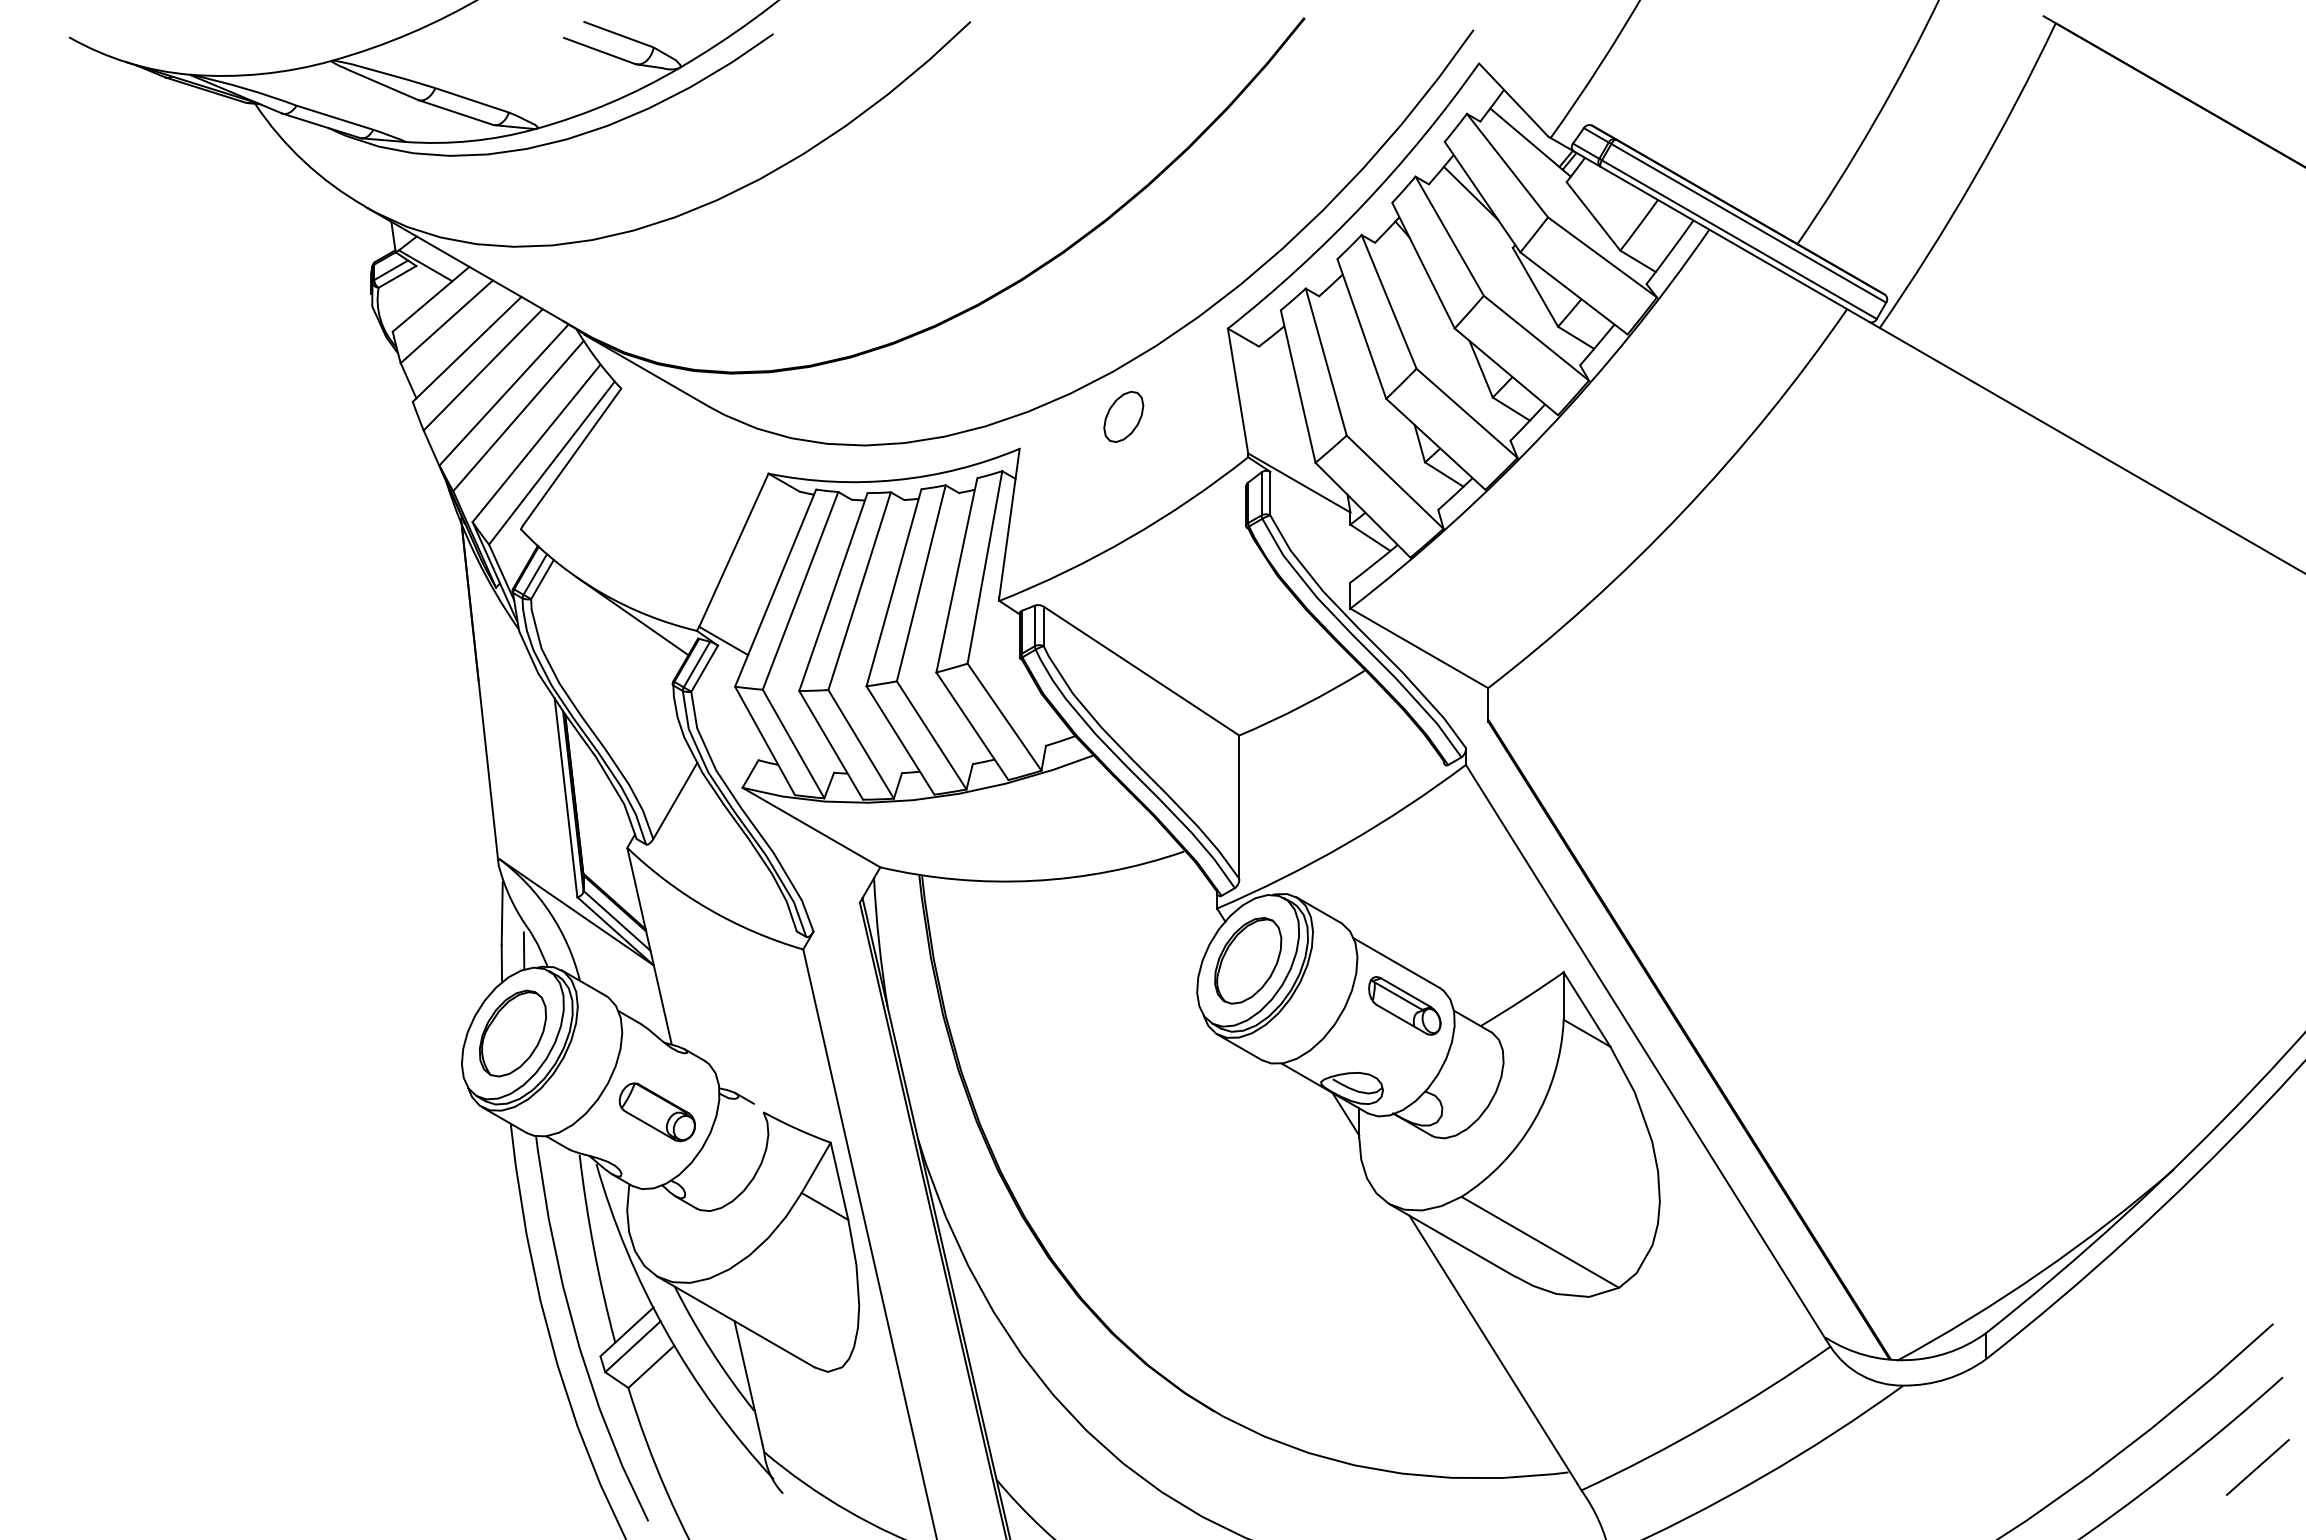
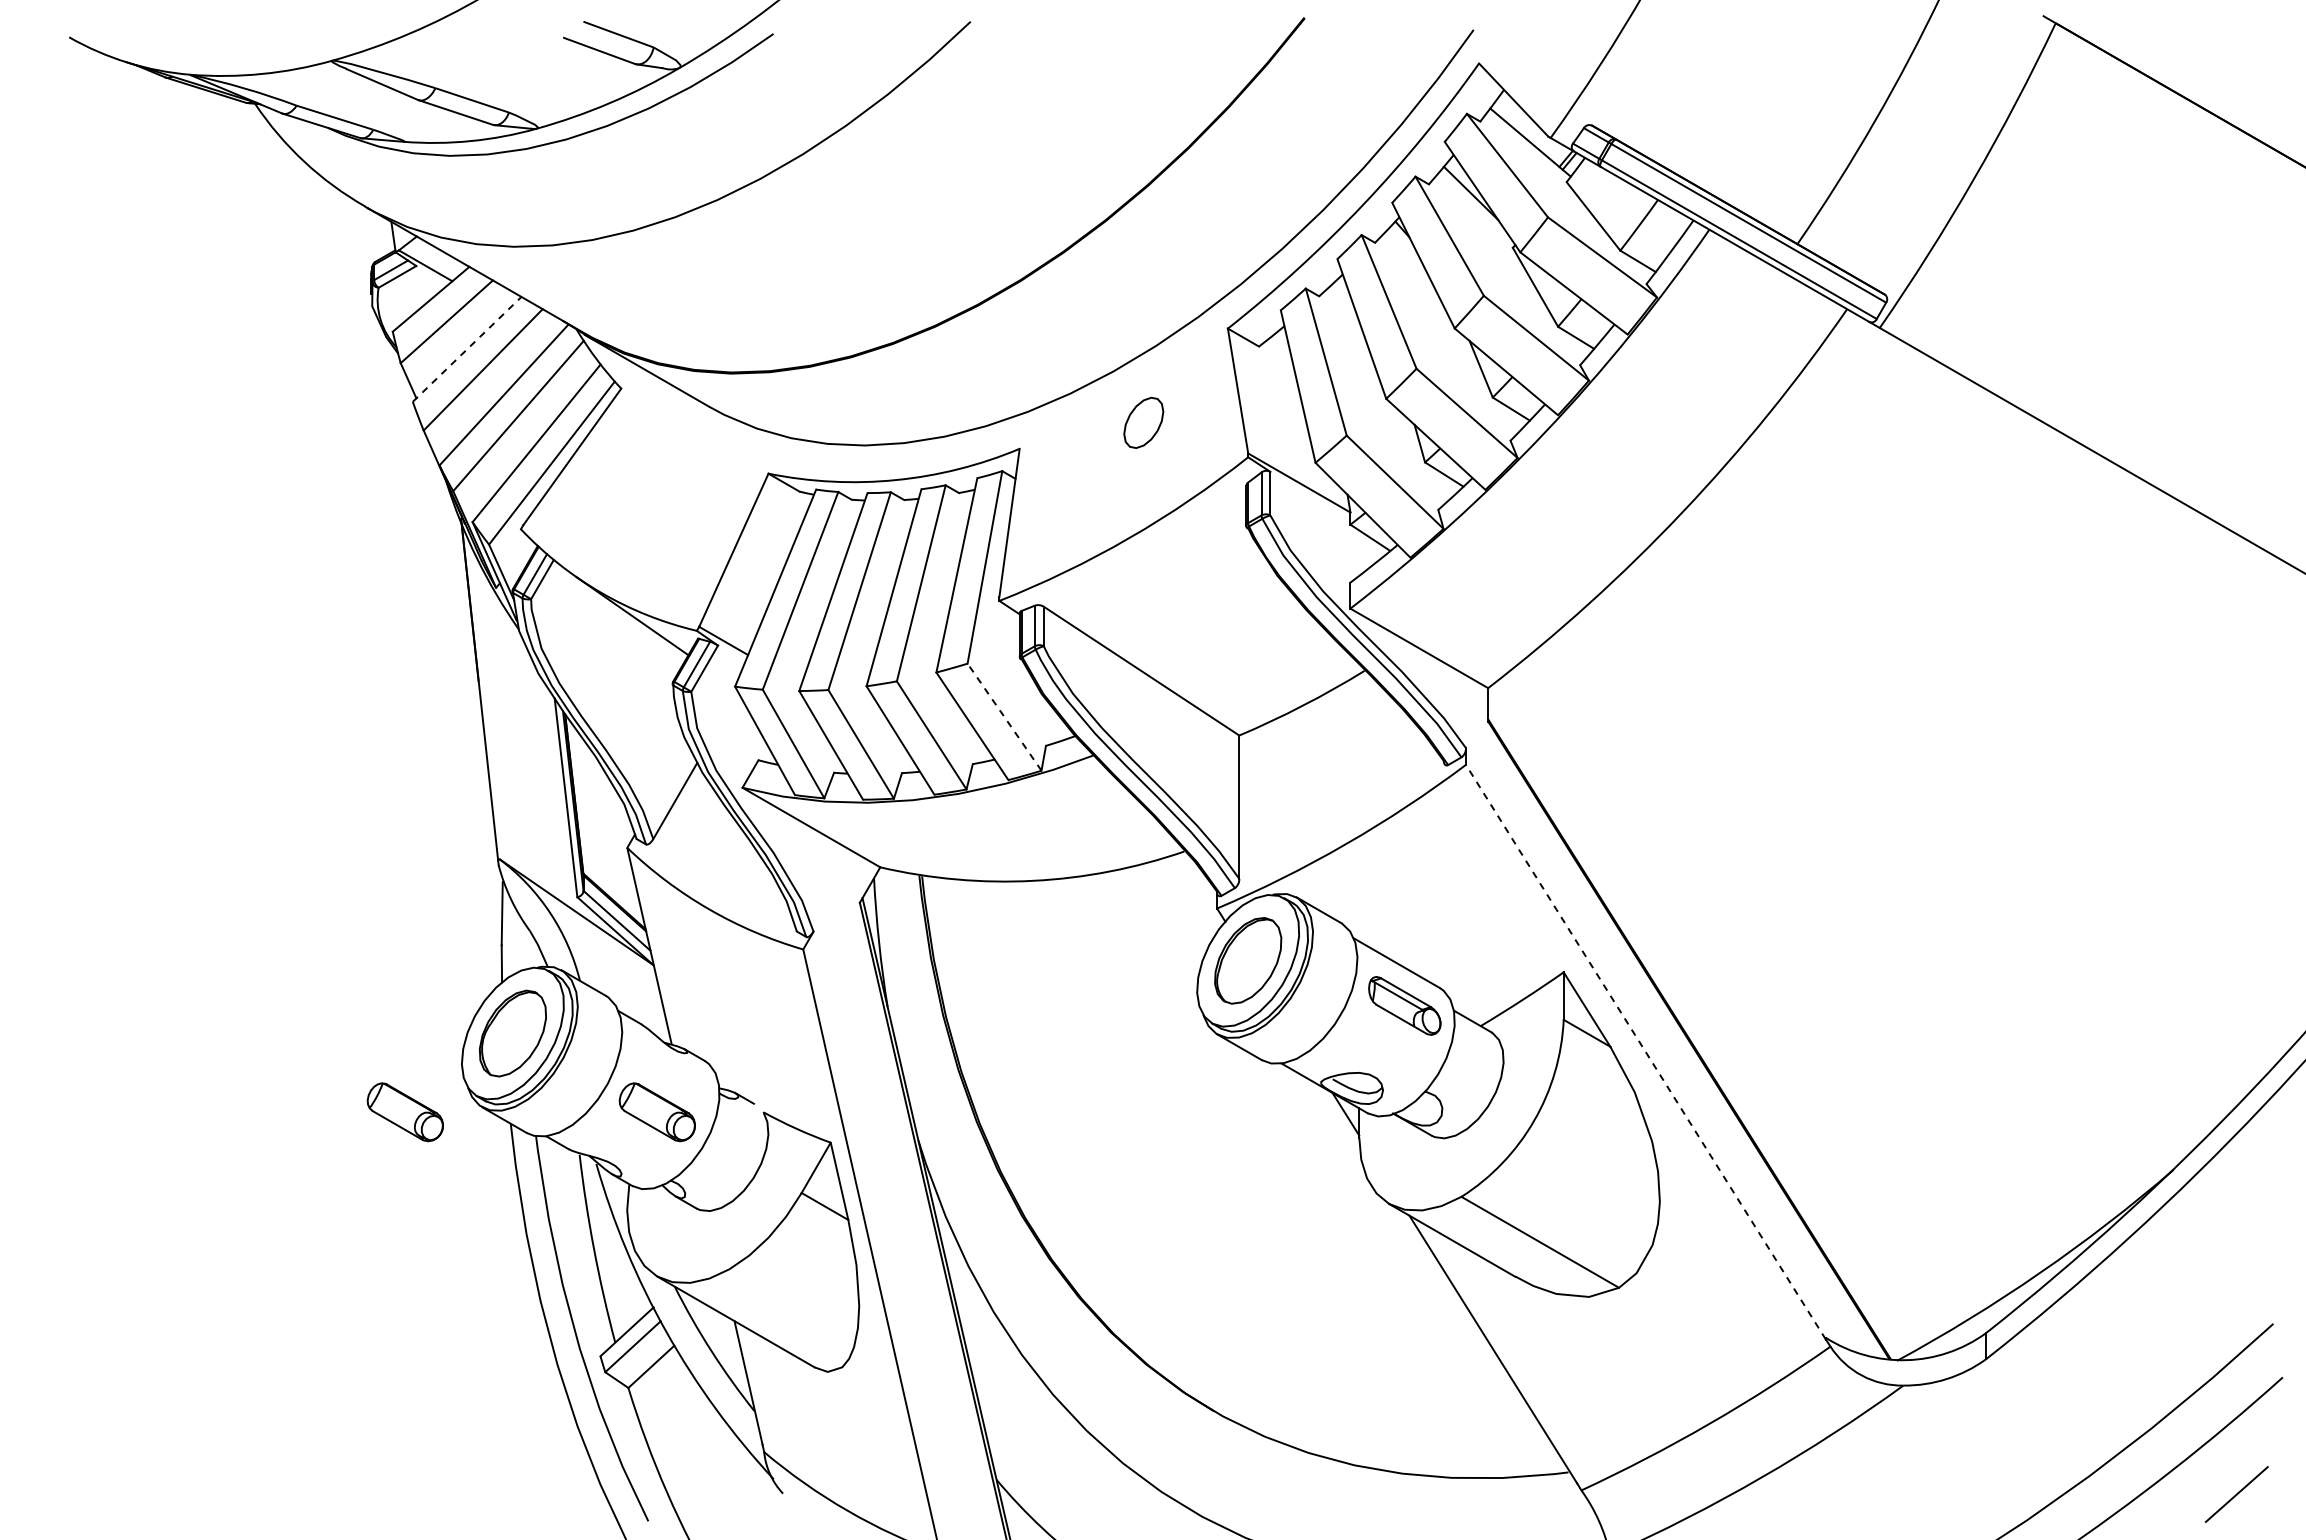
line: solid -> dashed (467, 349)
part position: (1123, 416) -> (1143, 422) (1143, 422)
line: solid -> dashed (1004, 716)
line: present -> none (523, 950)
line: solid -> dashed (1645, 1051)
part: none -> present (404, 1112)
line position: (2257, 1467) -> (2236, 1494) (2236, 1494)
